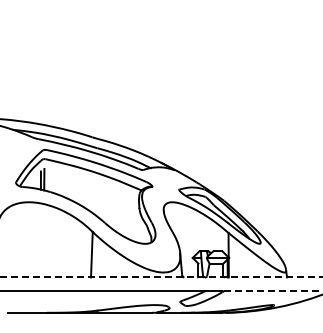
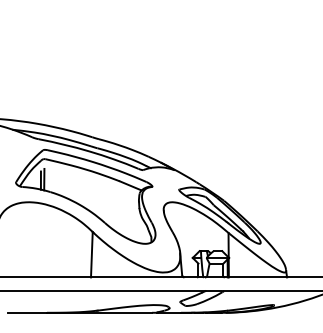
line: dashed -> solid (161, 277)
line: dashed -> solid (273, 291)
